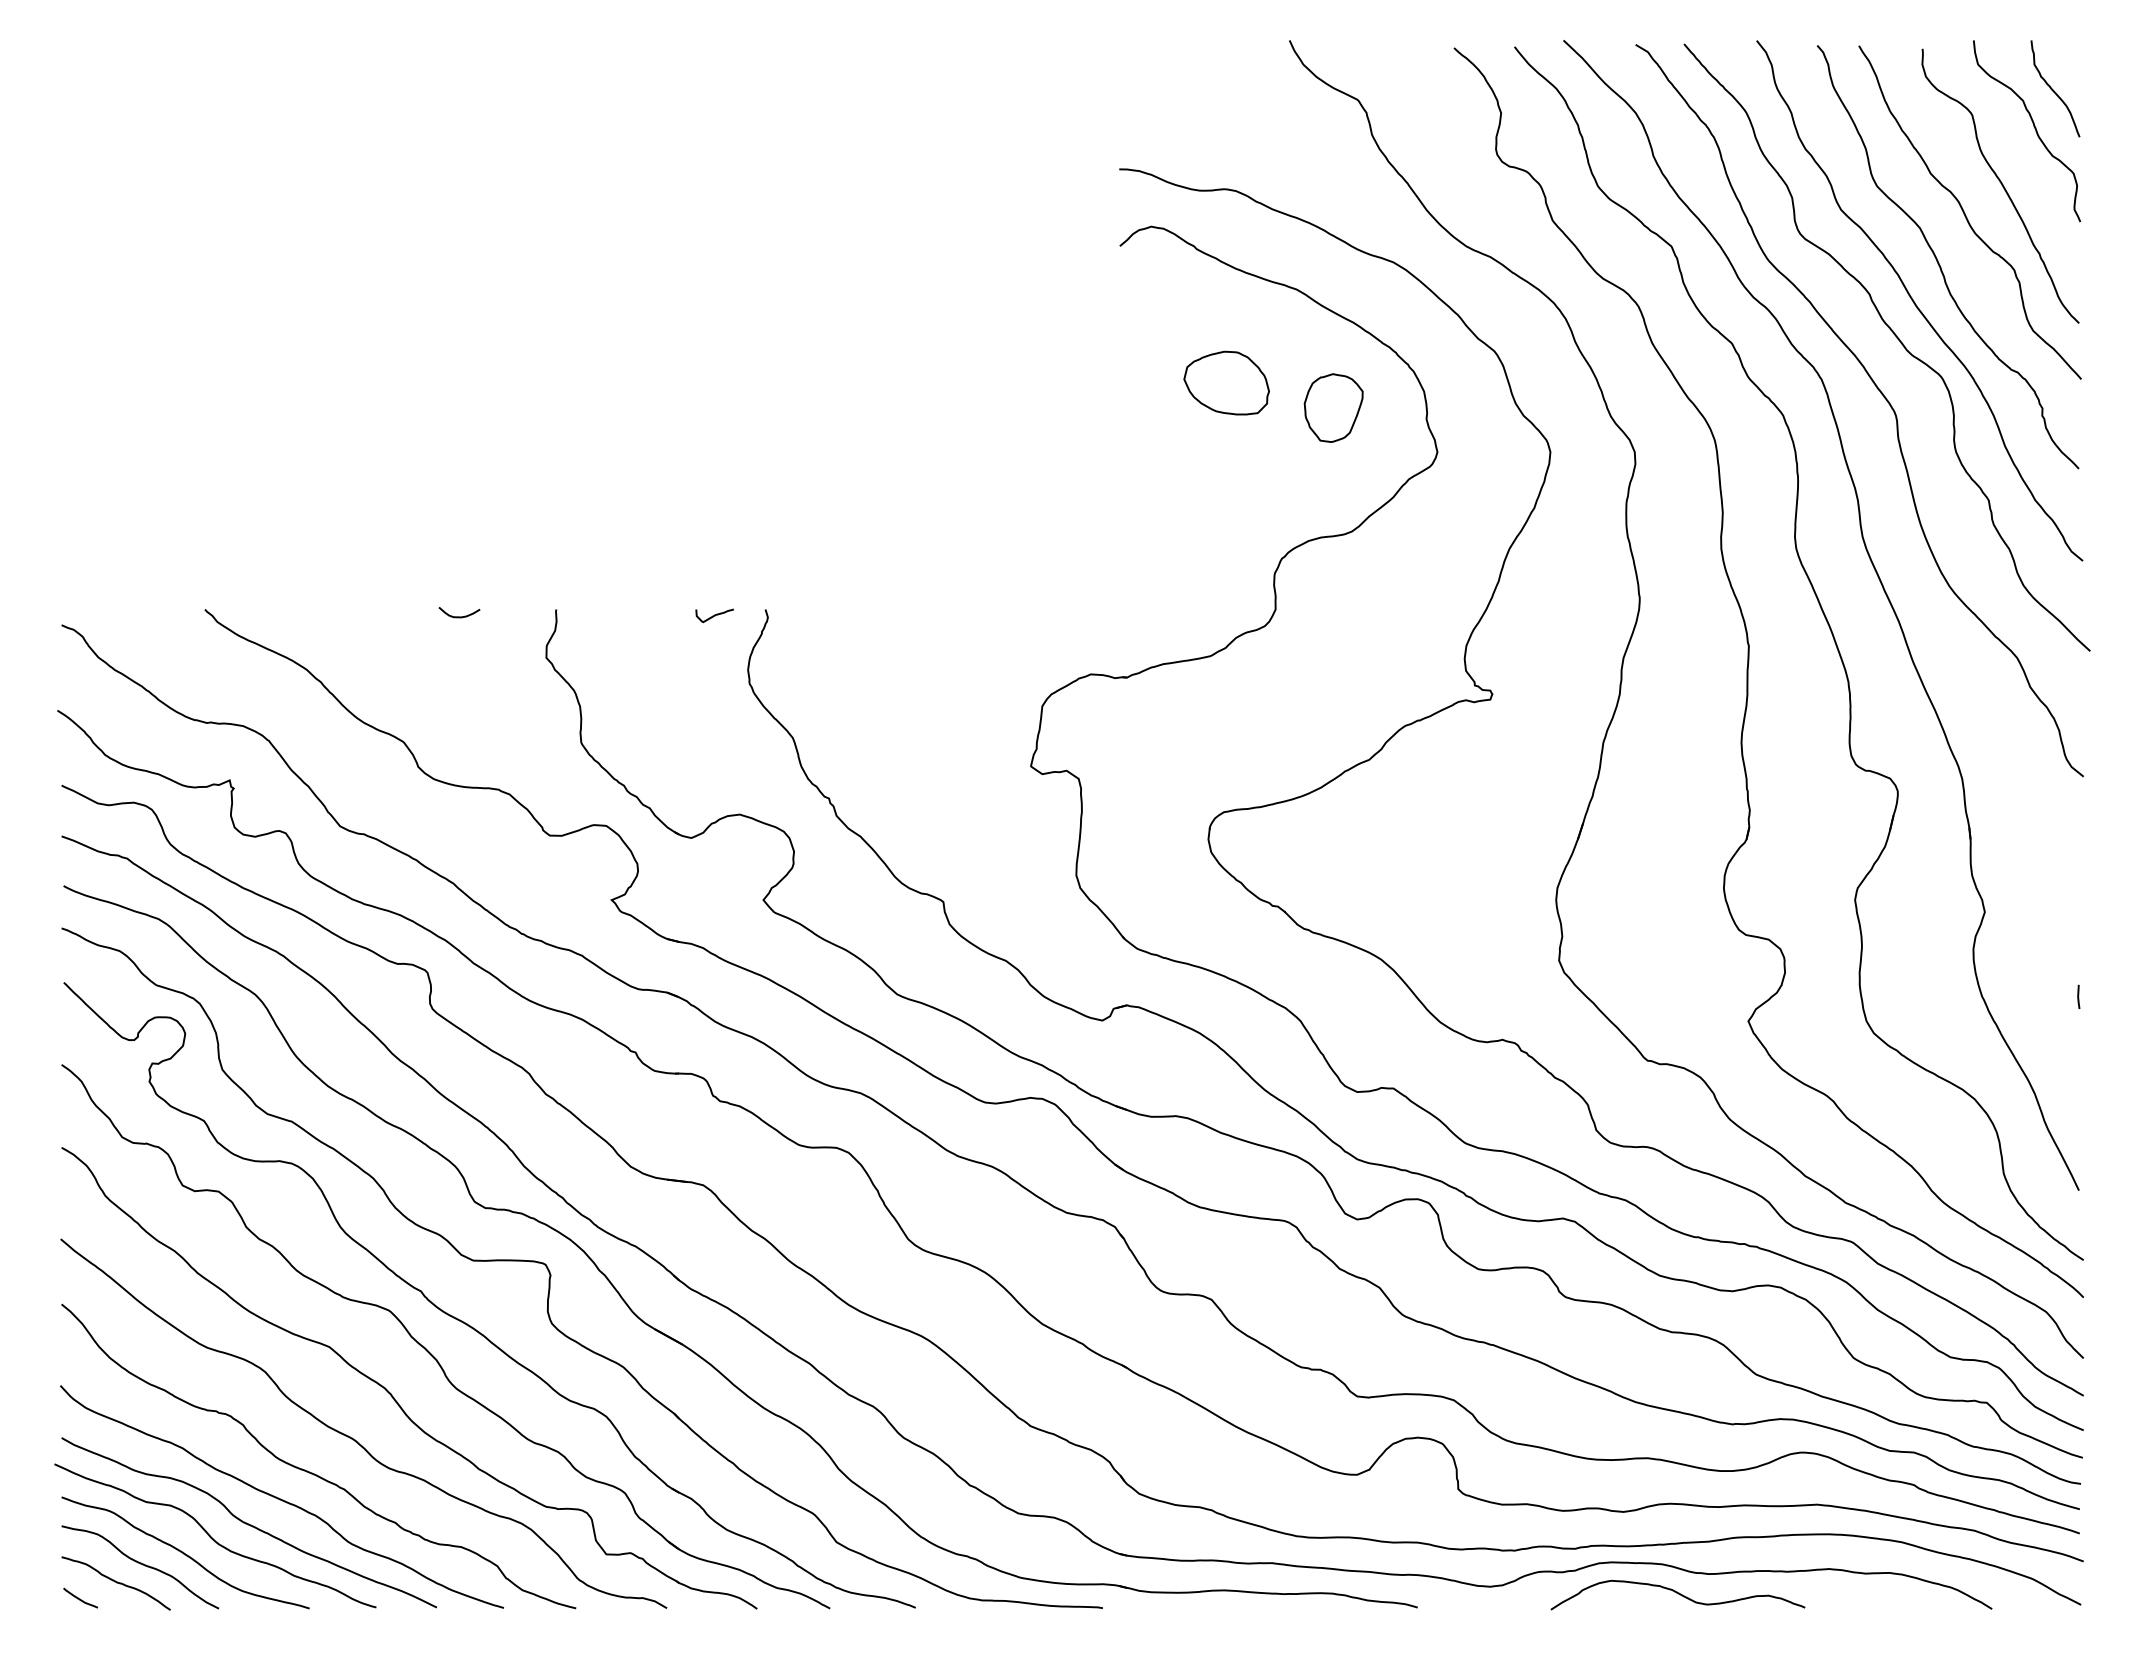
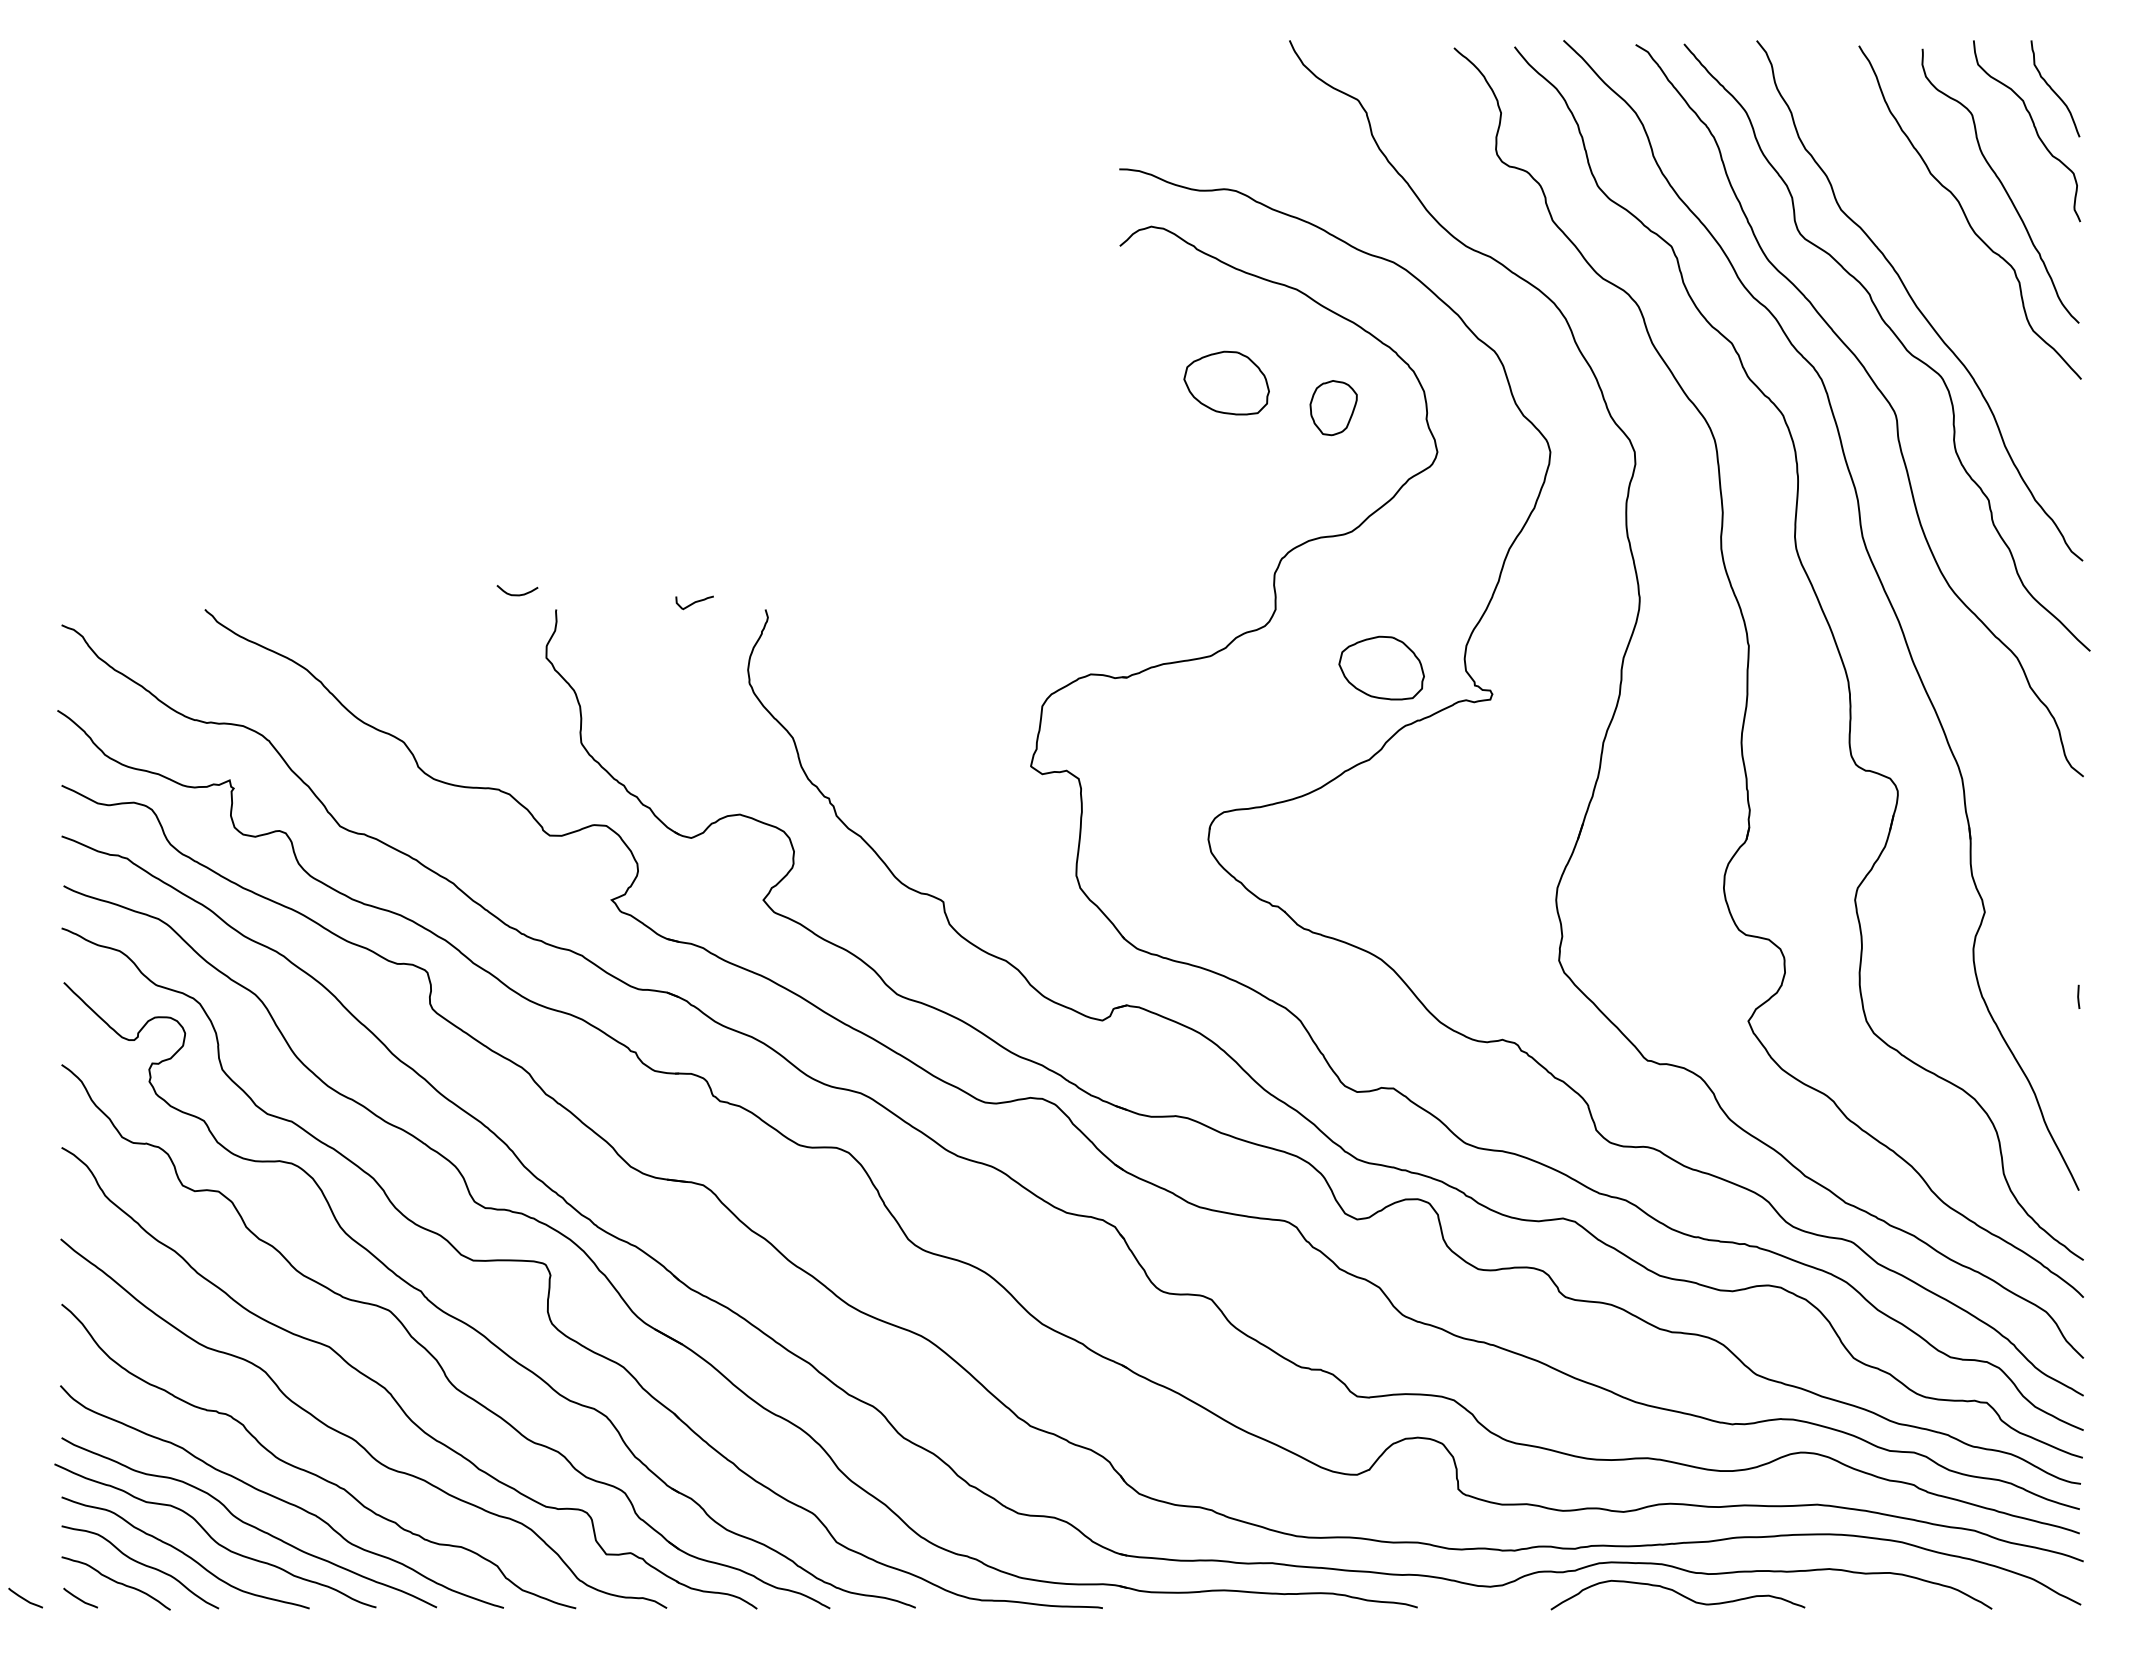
curve: present -> none (1938, 260)
part size: 61x70 px -> 49x57 px (1333, 408)
curve position: (714, 615) -> (694, 602) (694, 602)
curve position: (459, 616) -> (517, 594) (517, 594)
part: none -> present (1381, 667)
curve: none -> present (25, 1598)
